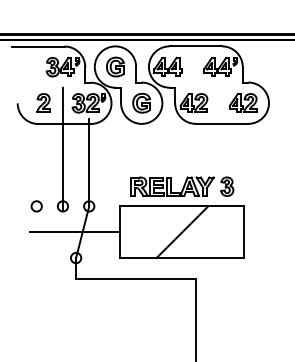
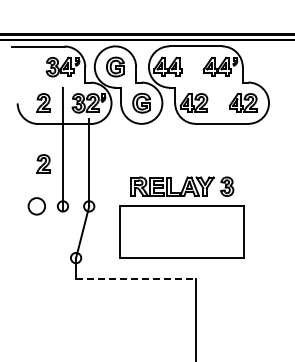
part: none -> present (43, 163)
part size: 13x13 px -> 19x19 px (36, 206)
line: present -> none (75, 232)
line: present -> none (182, 232)
line: solid -> dashed (135, 278)
